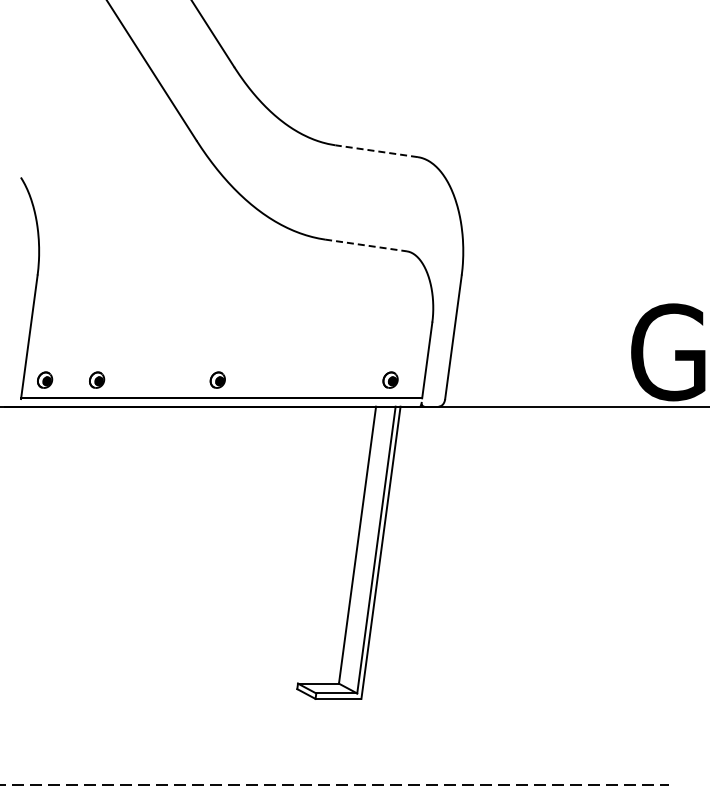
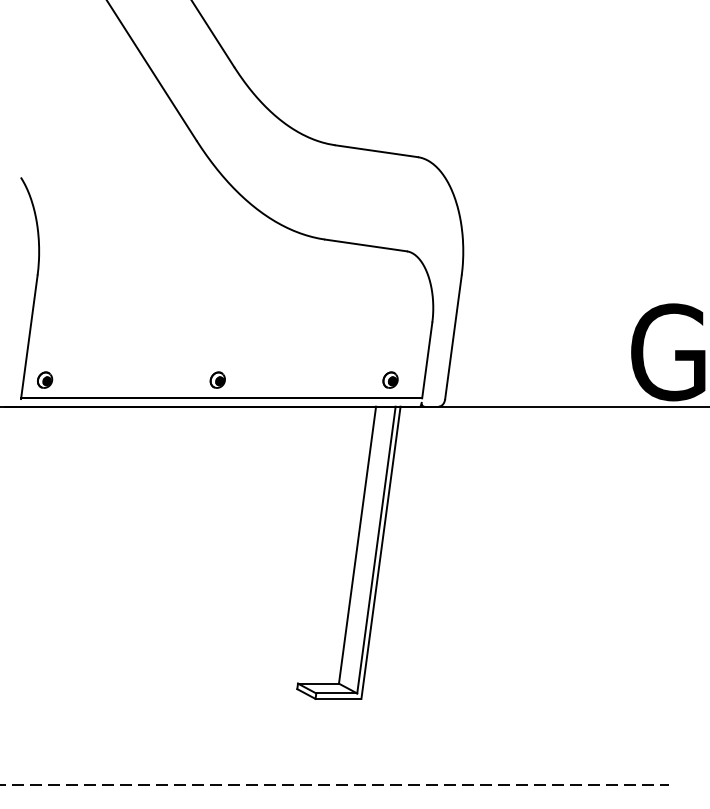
line: dashed -> solid (376, 151)
line: dashed -> solid (366, 245)
part: present -> none (97, 379)
